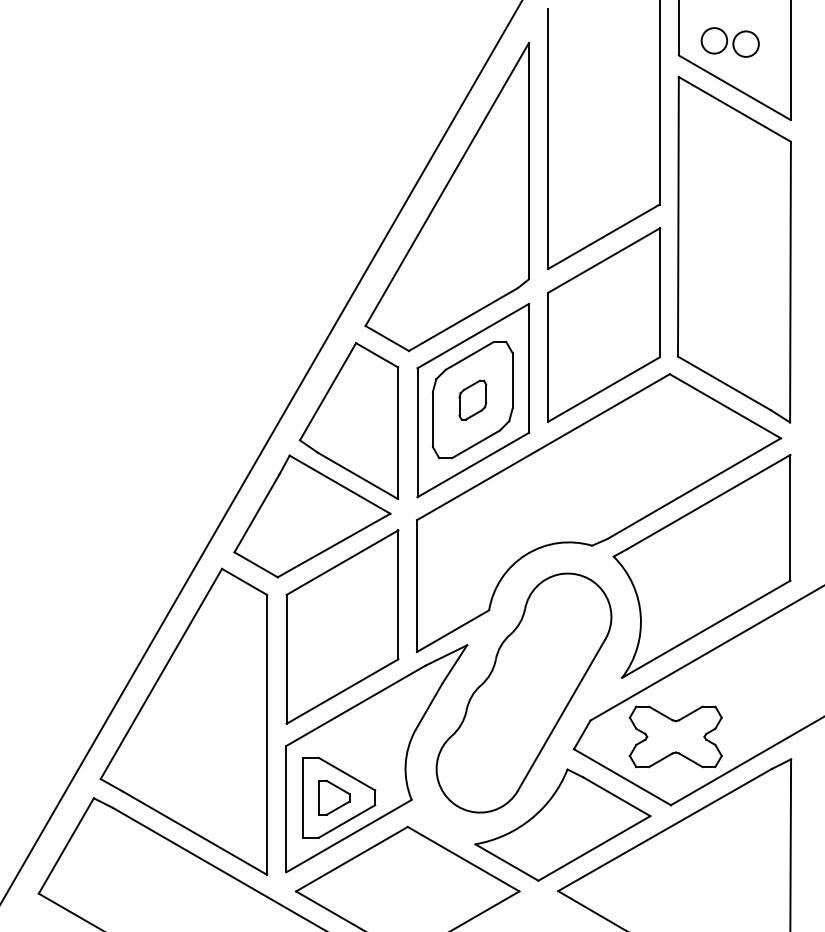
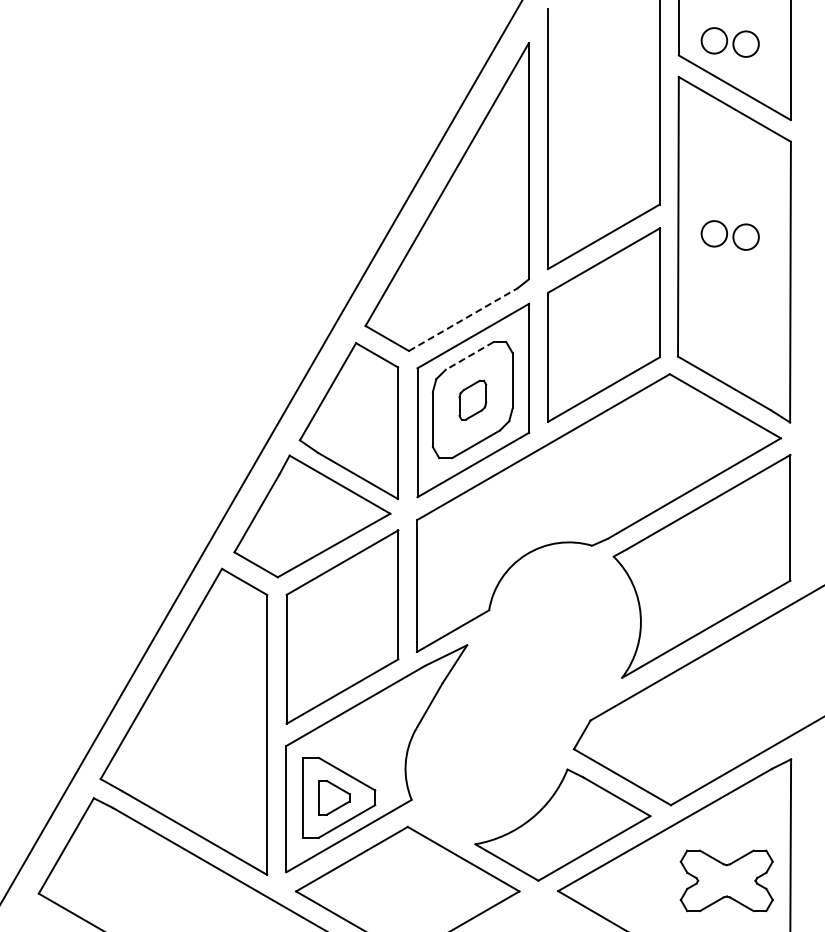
part: none -> present (729, 235)
line: solid -> dashed (463, 319)
line: solid -> dashed (469, 355)
part: present -> none (523, 692)
part position: (675, 736) -> (726, 880) (726, 880)
